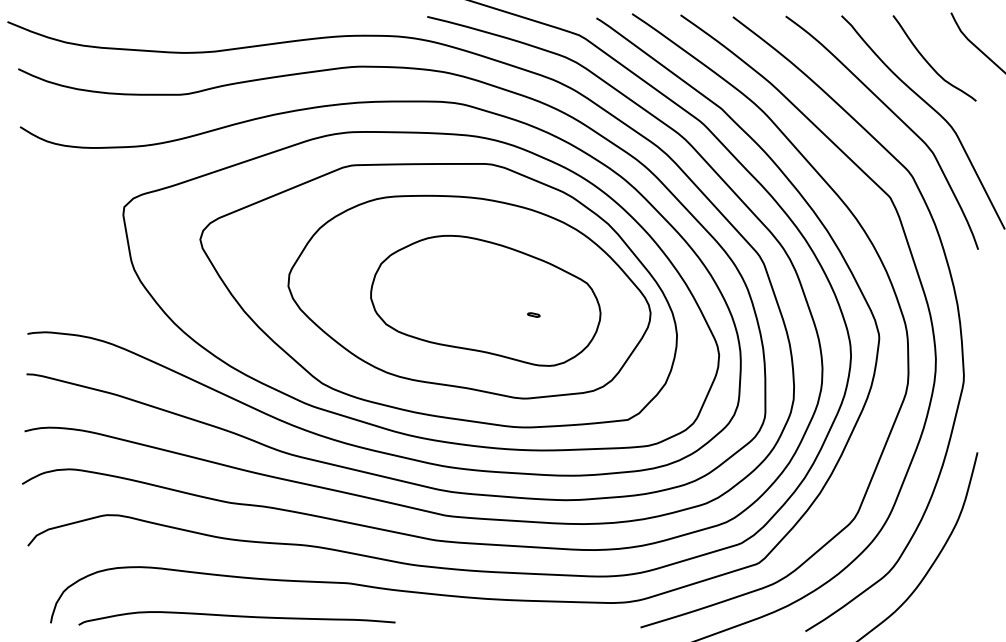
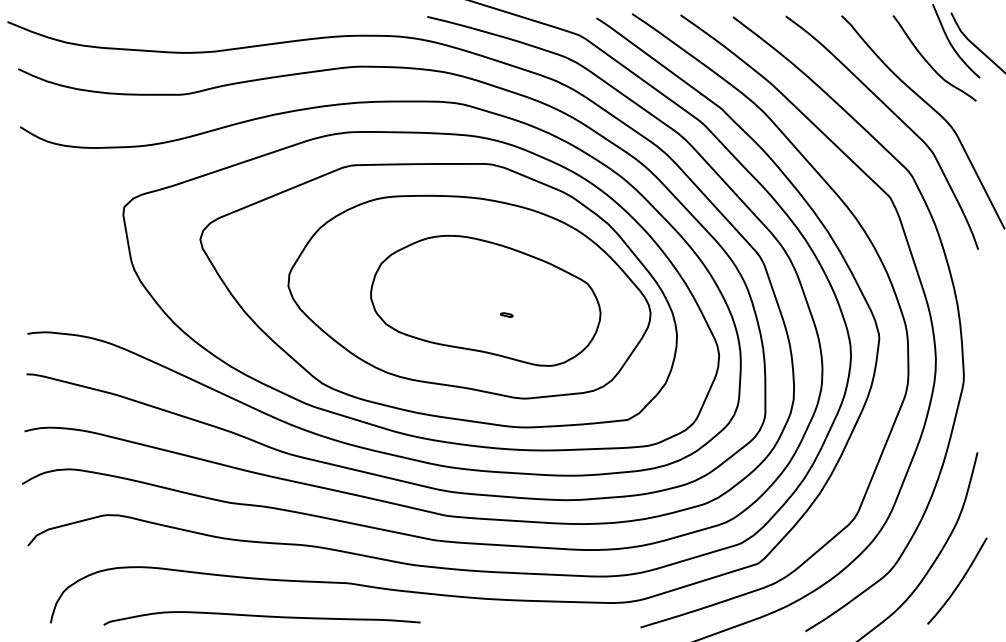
curve: none -> present (951, 43)
part position: (533, 314) -> (506, 314) (506, 314)
curve: none -> present (959, 581)
curve position: (236, 617) -> (261, 617) (261, 617)
